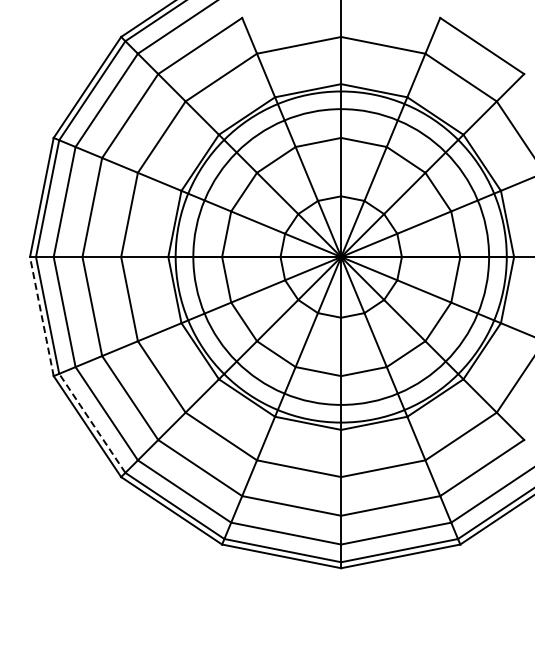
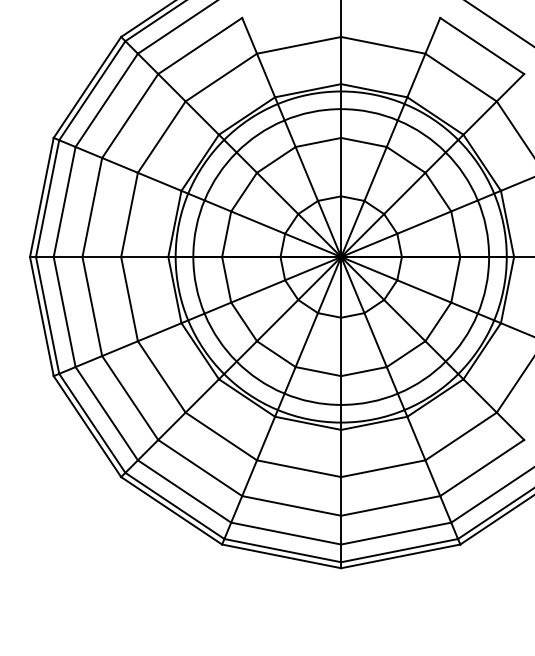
line: none -> present (499, 23)
line: dashed -> solid (41, 316)
line: dashed -> solid (92, 423)
